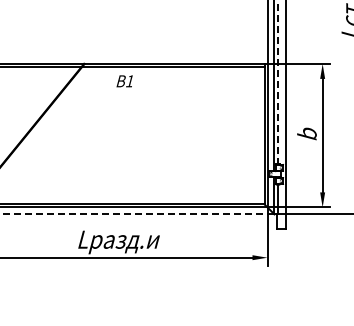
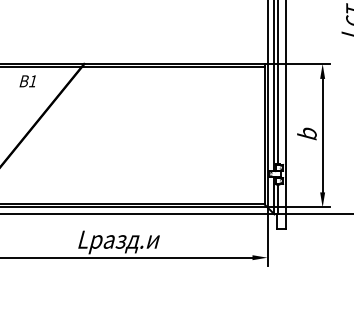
text position: (124, 81) -> (27, 81) (27, 81)
line: dashed -> solid (278, 82)
line: dashed -> solid (137, 214)
